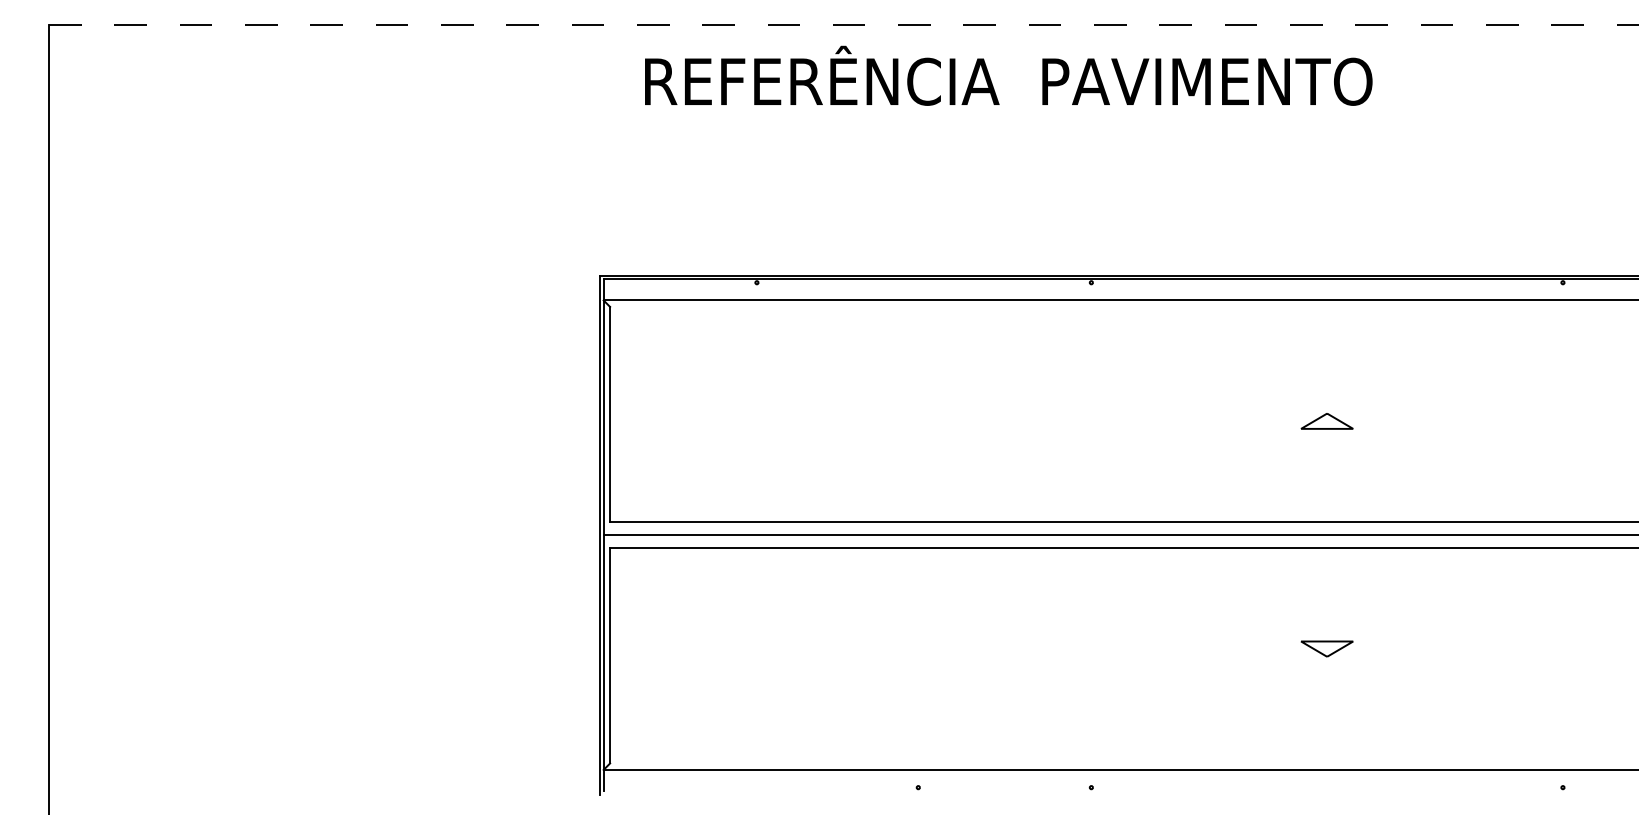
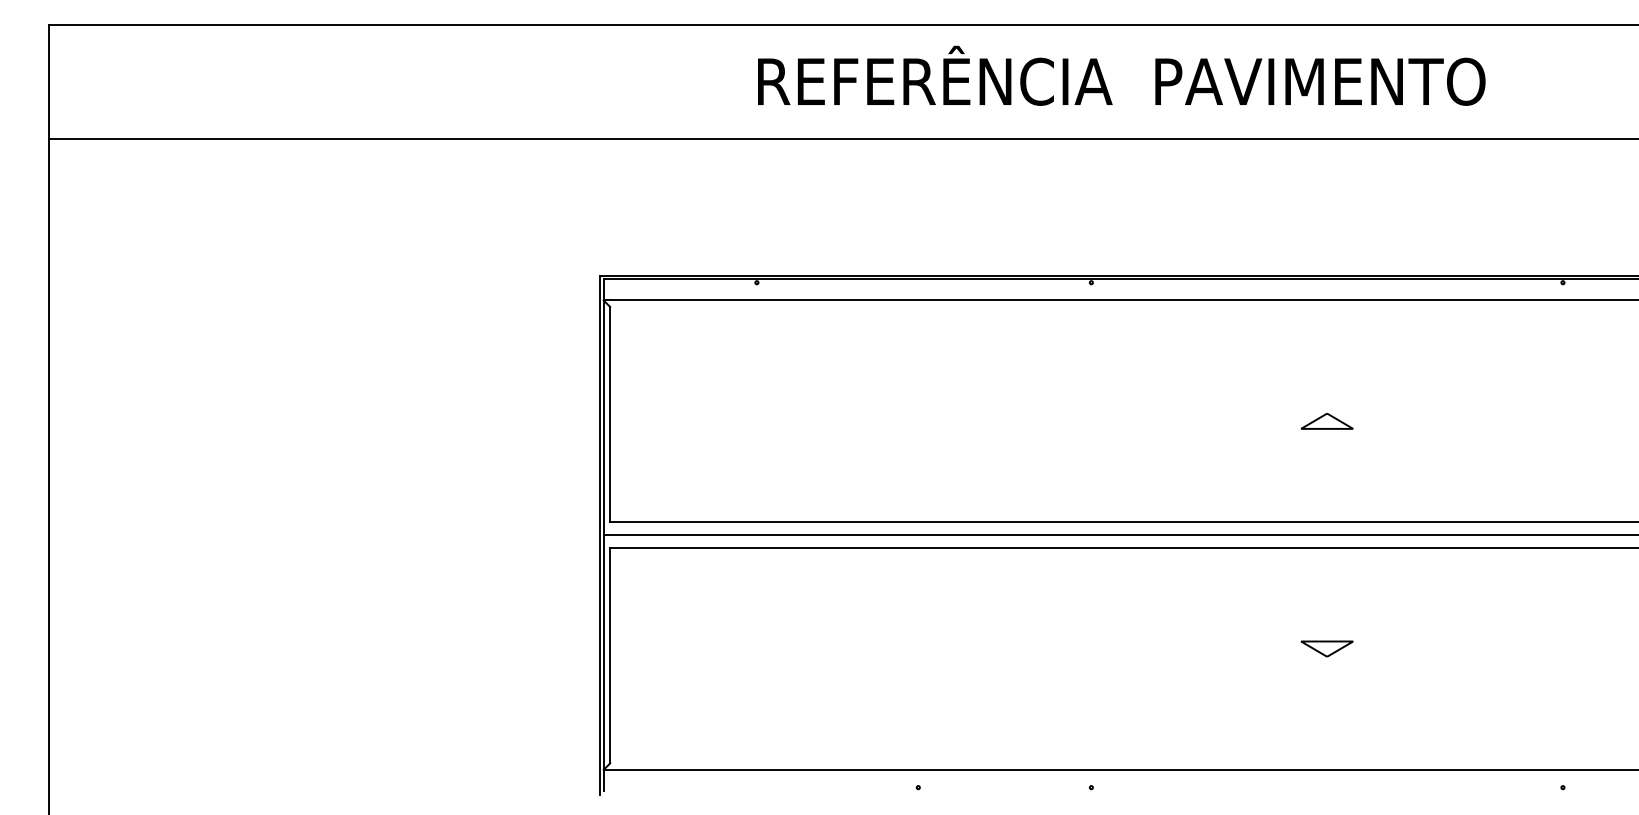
line: dashed -> solid (844, 24)
text position: (1008, 75) -> (1121, 75) (1121, 75)
line: none -> present (842, 138)
